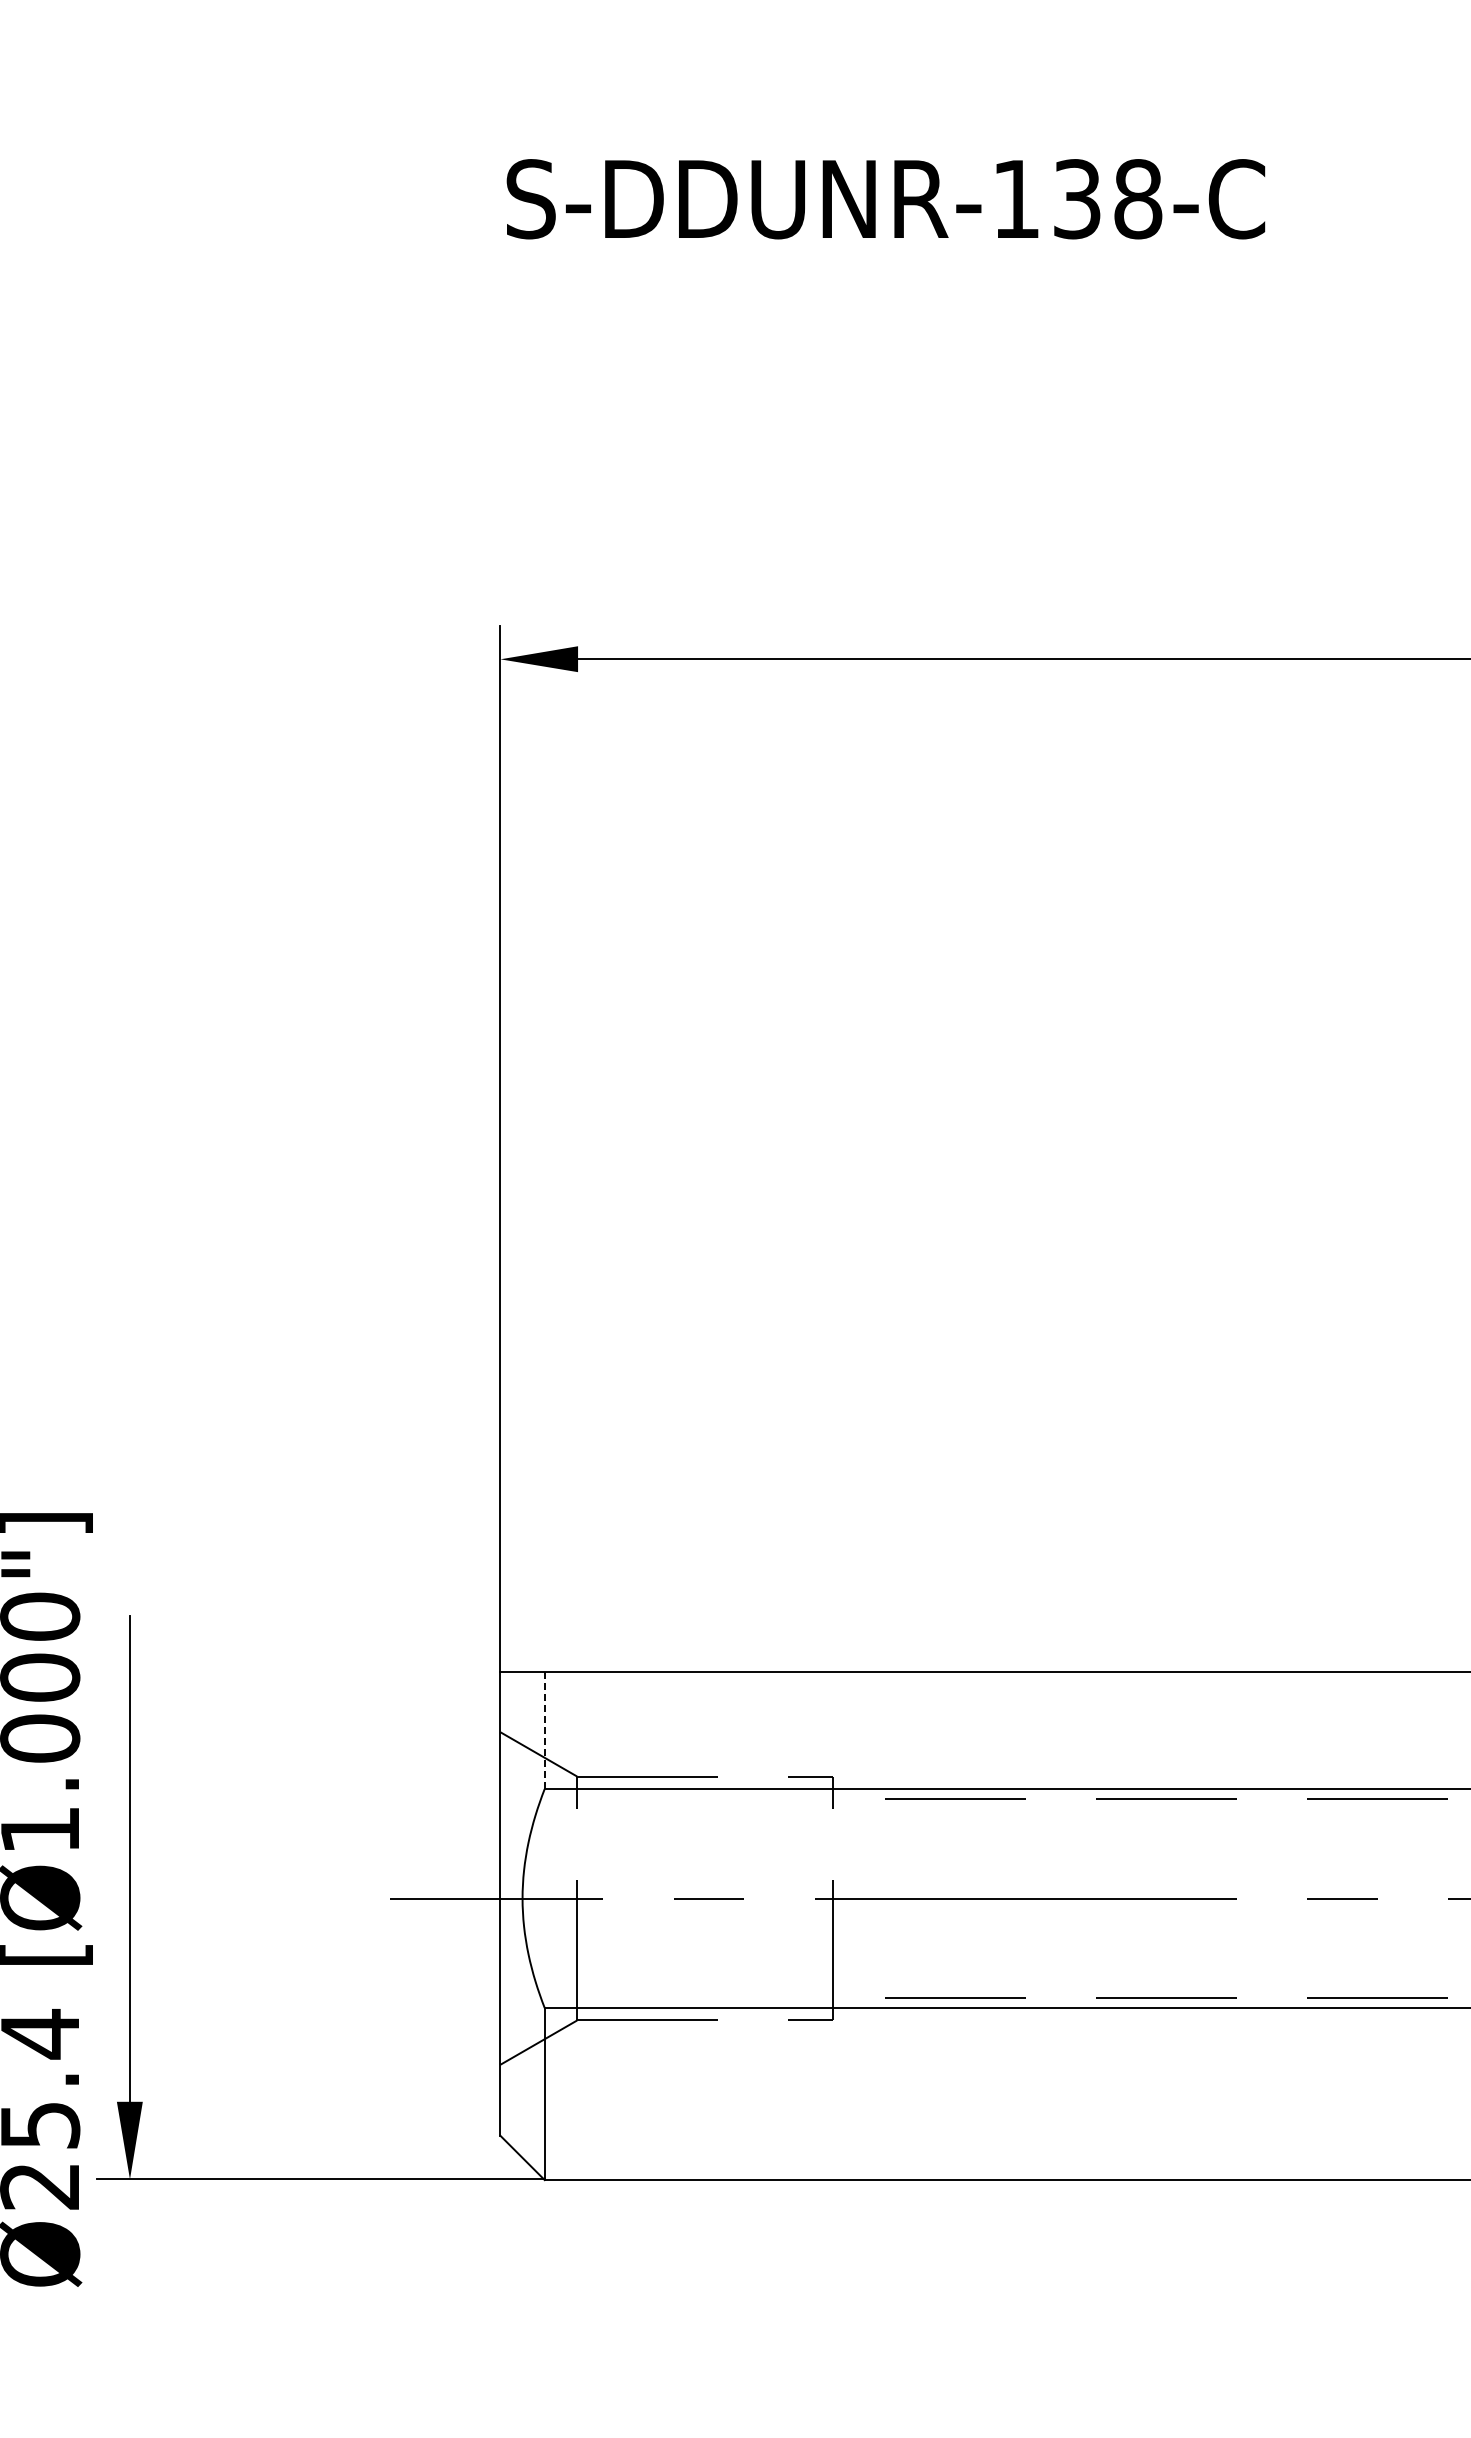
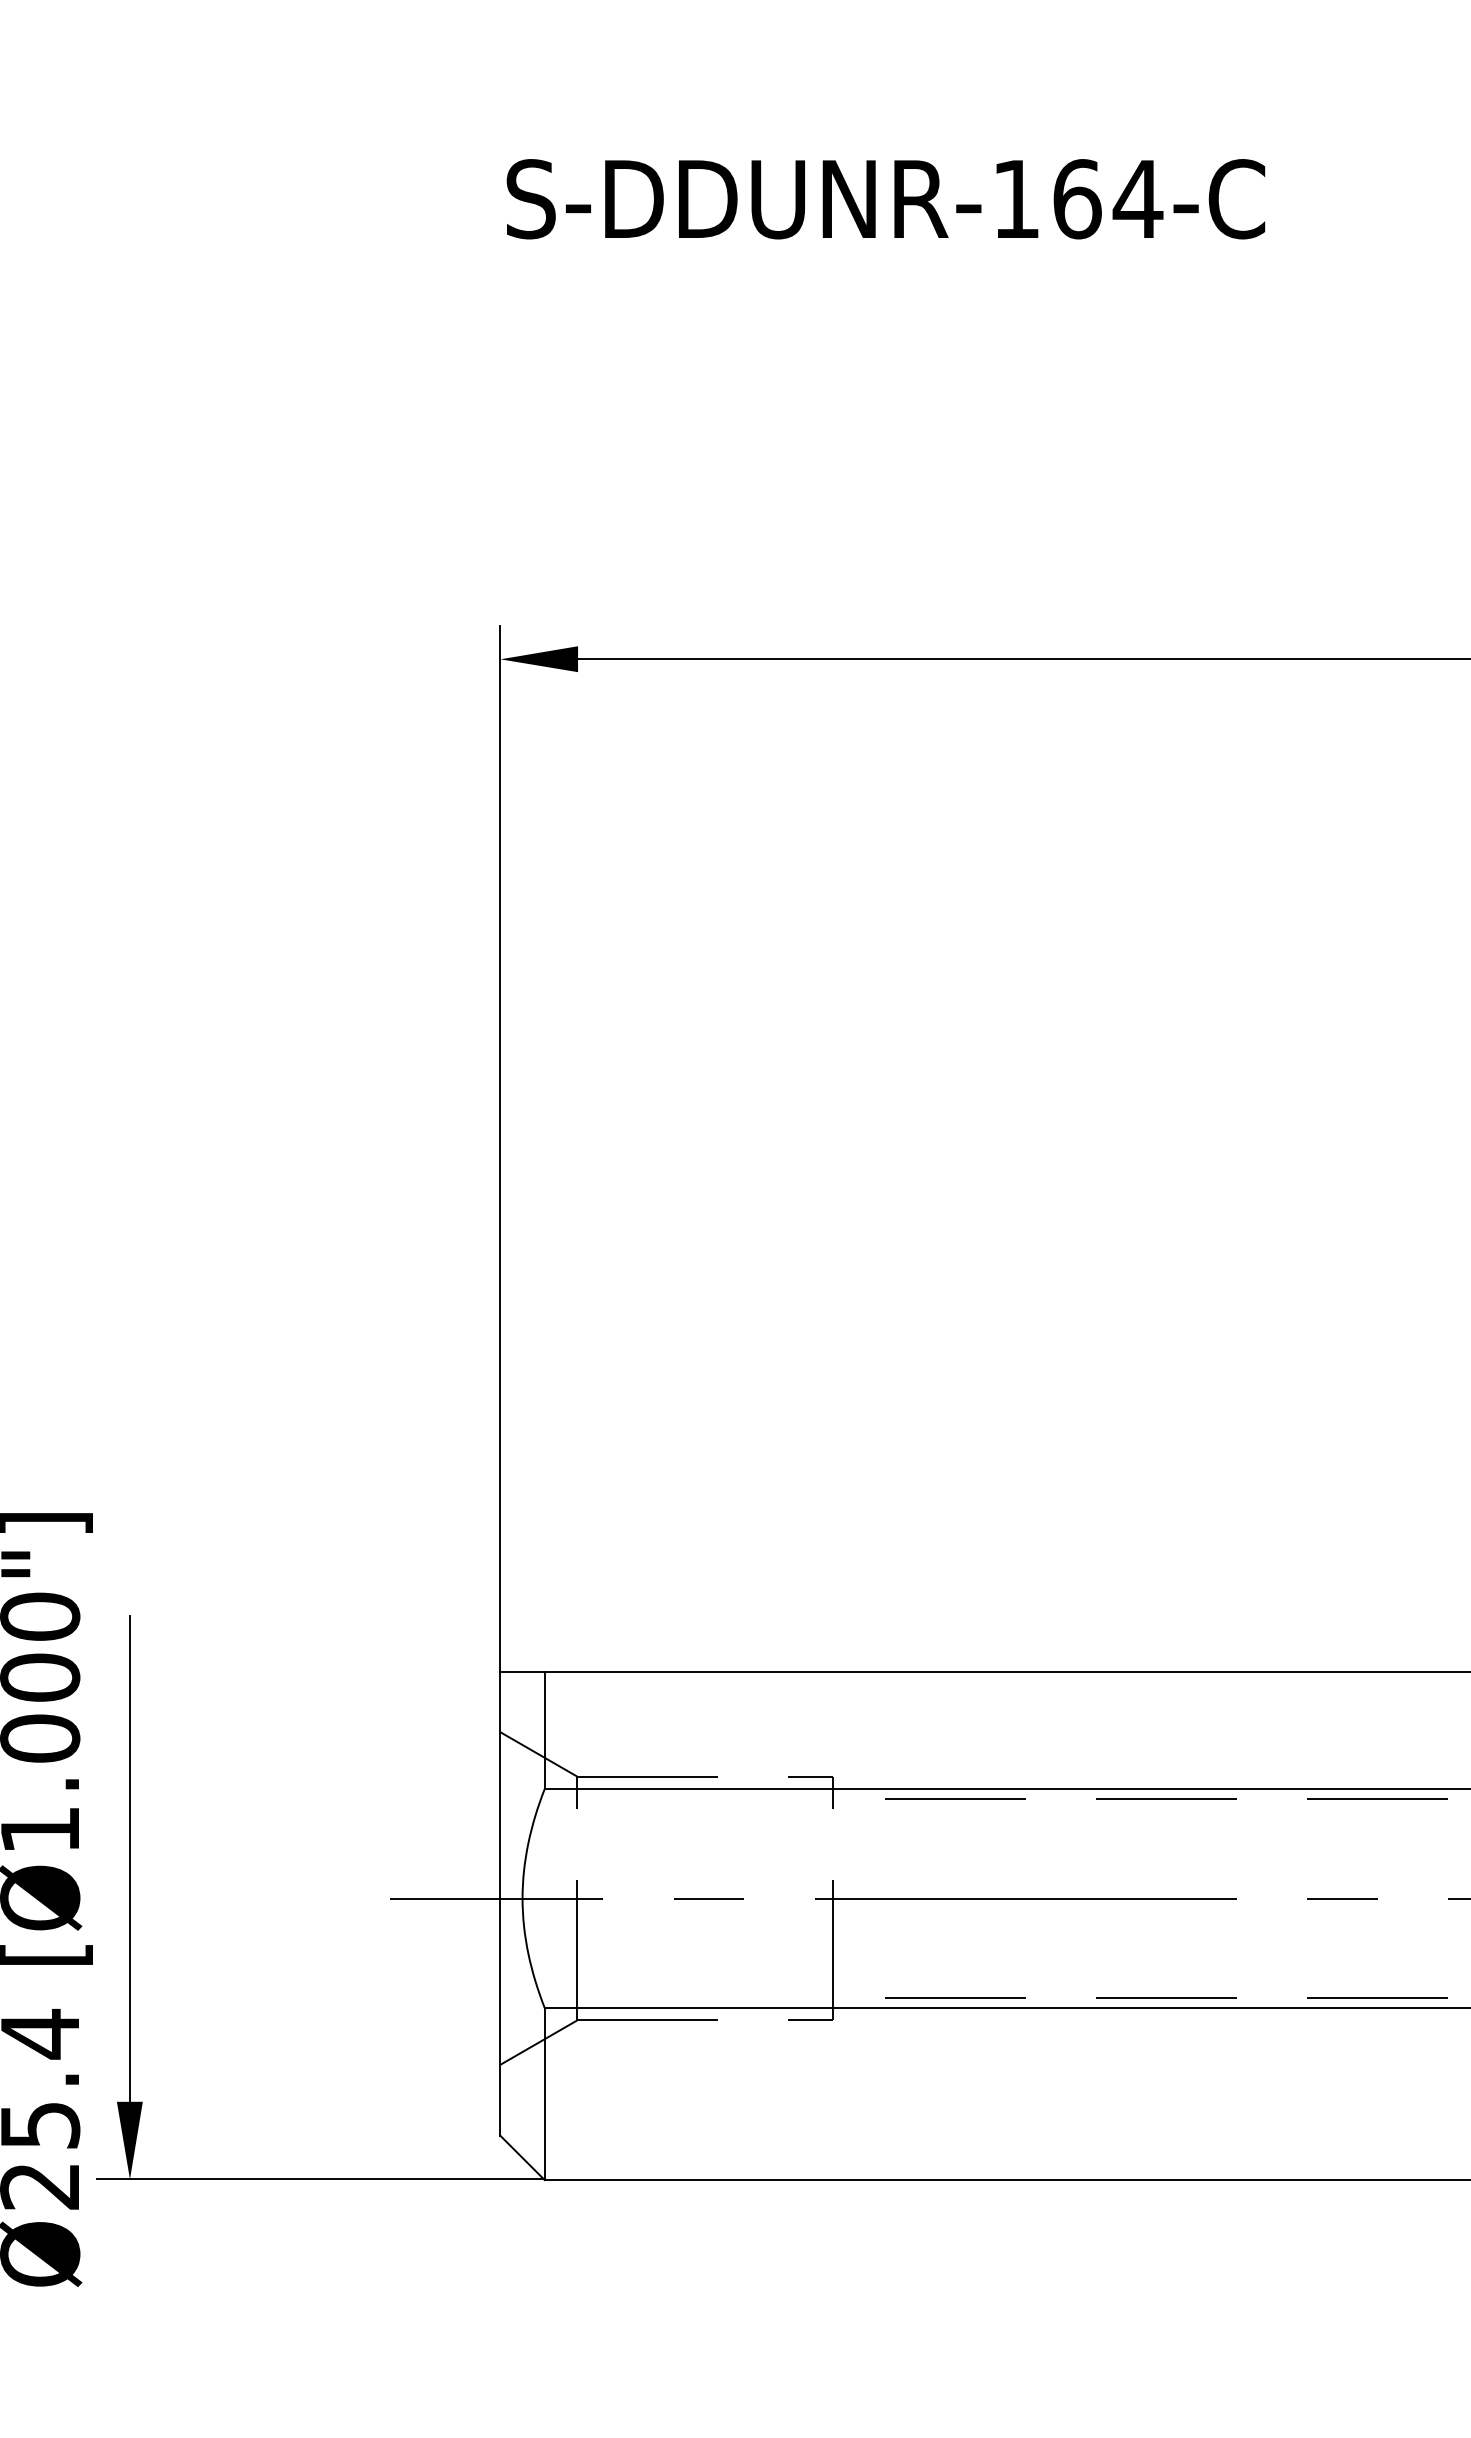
text: S-DDUNR-138-C -> S-DDUNR-164-C (1108, 199)
line: dashed -> solid (544, 1730)
